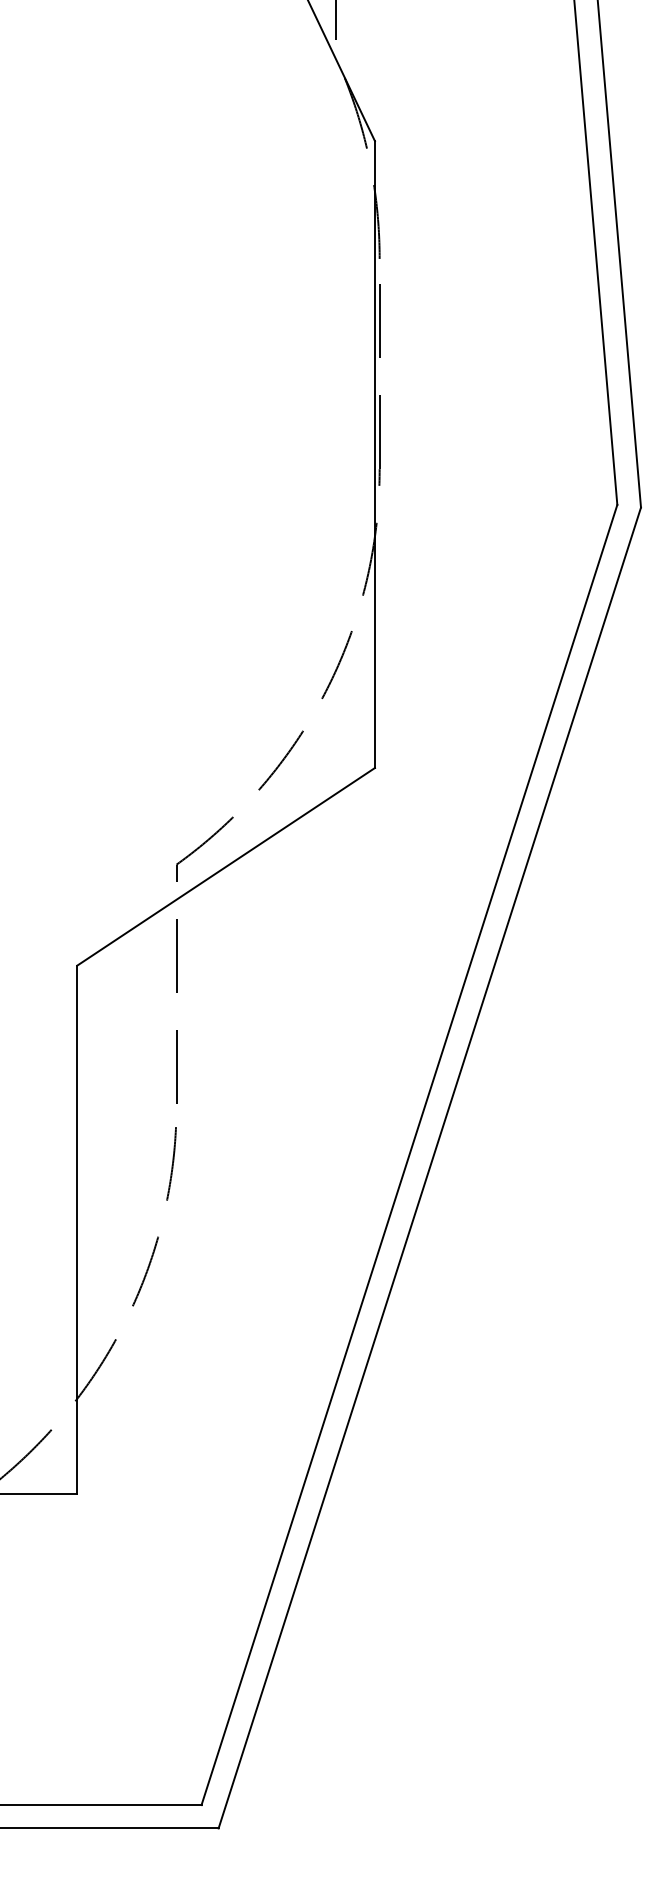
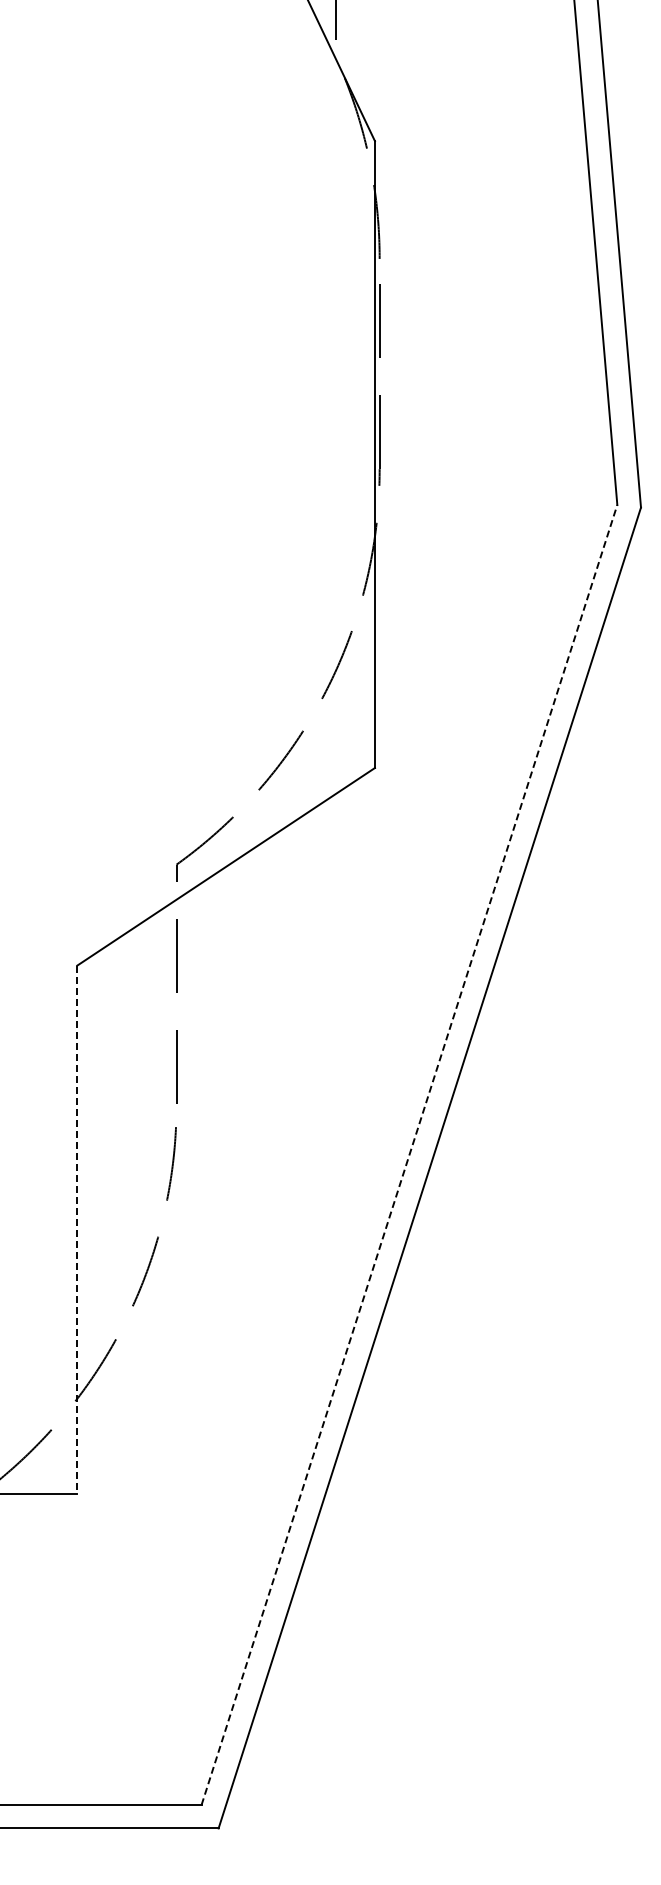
line: solid -> dashed (409, 1155)
line: solid -> dashed (77, 1229)
